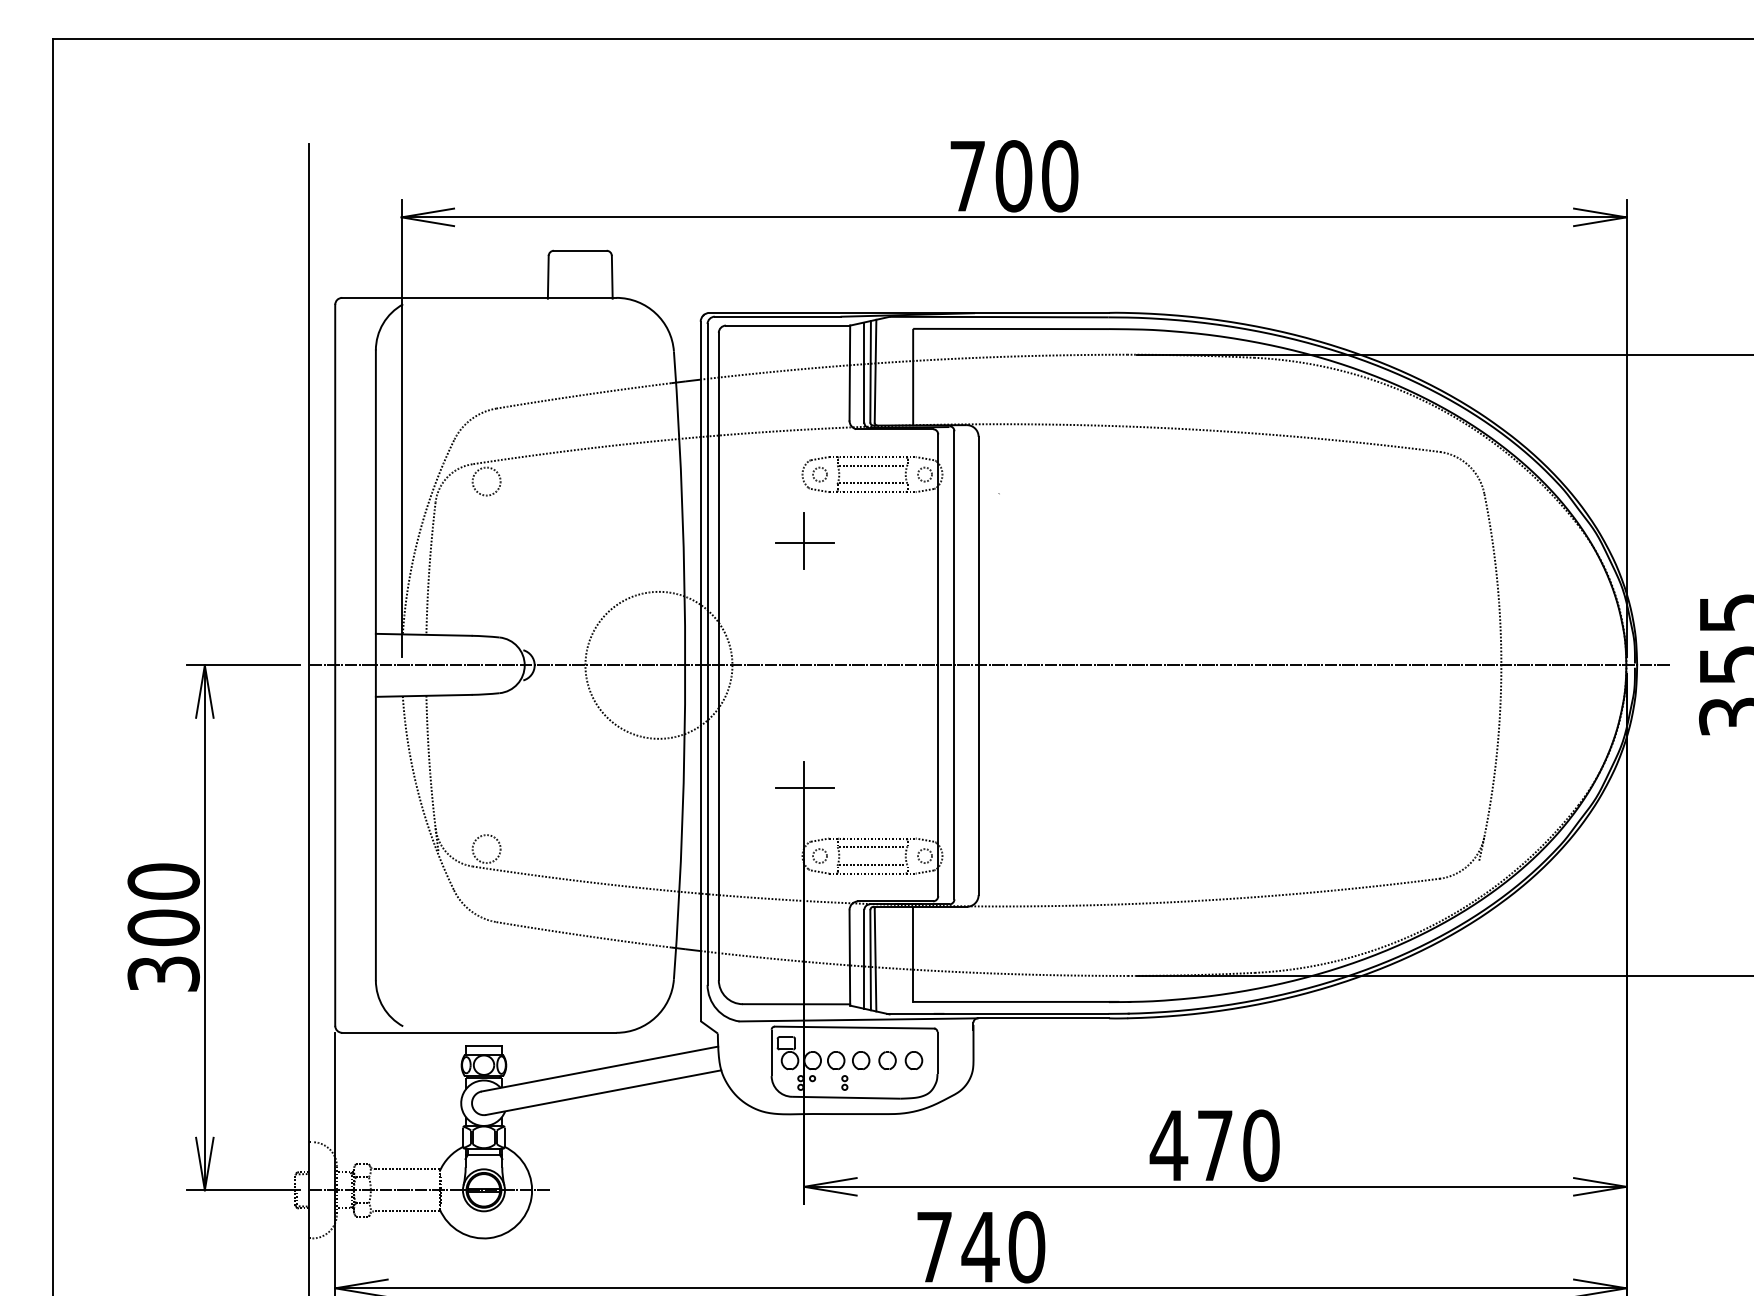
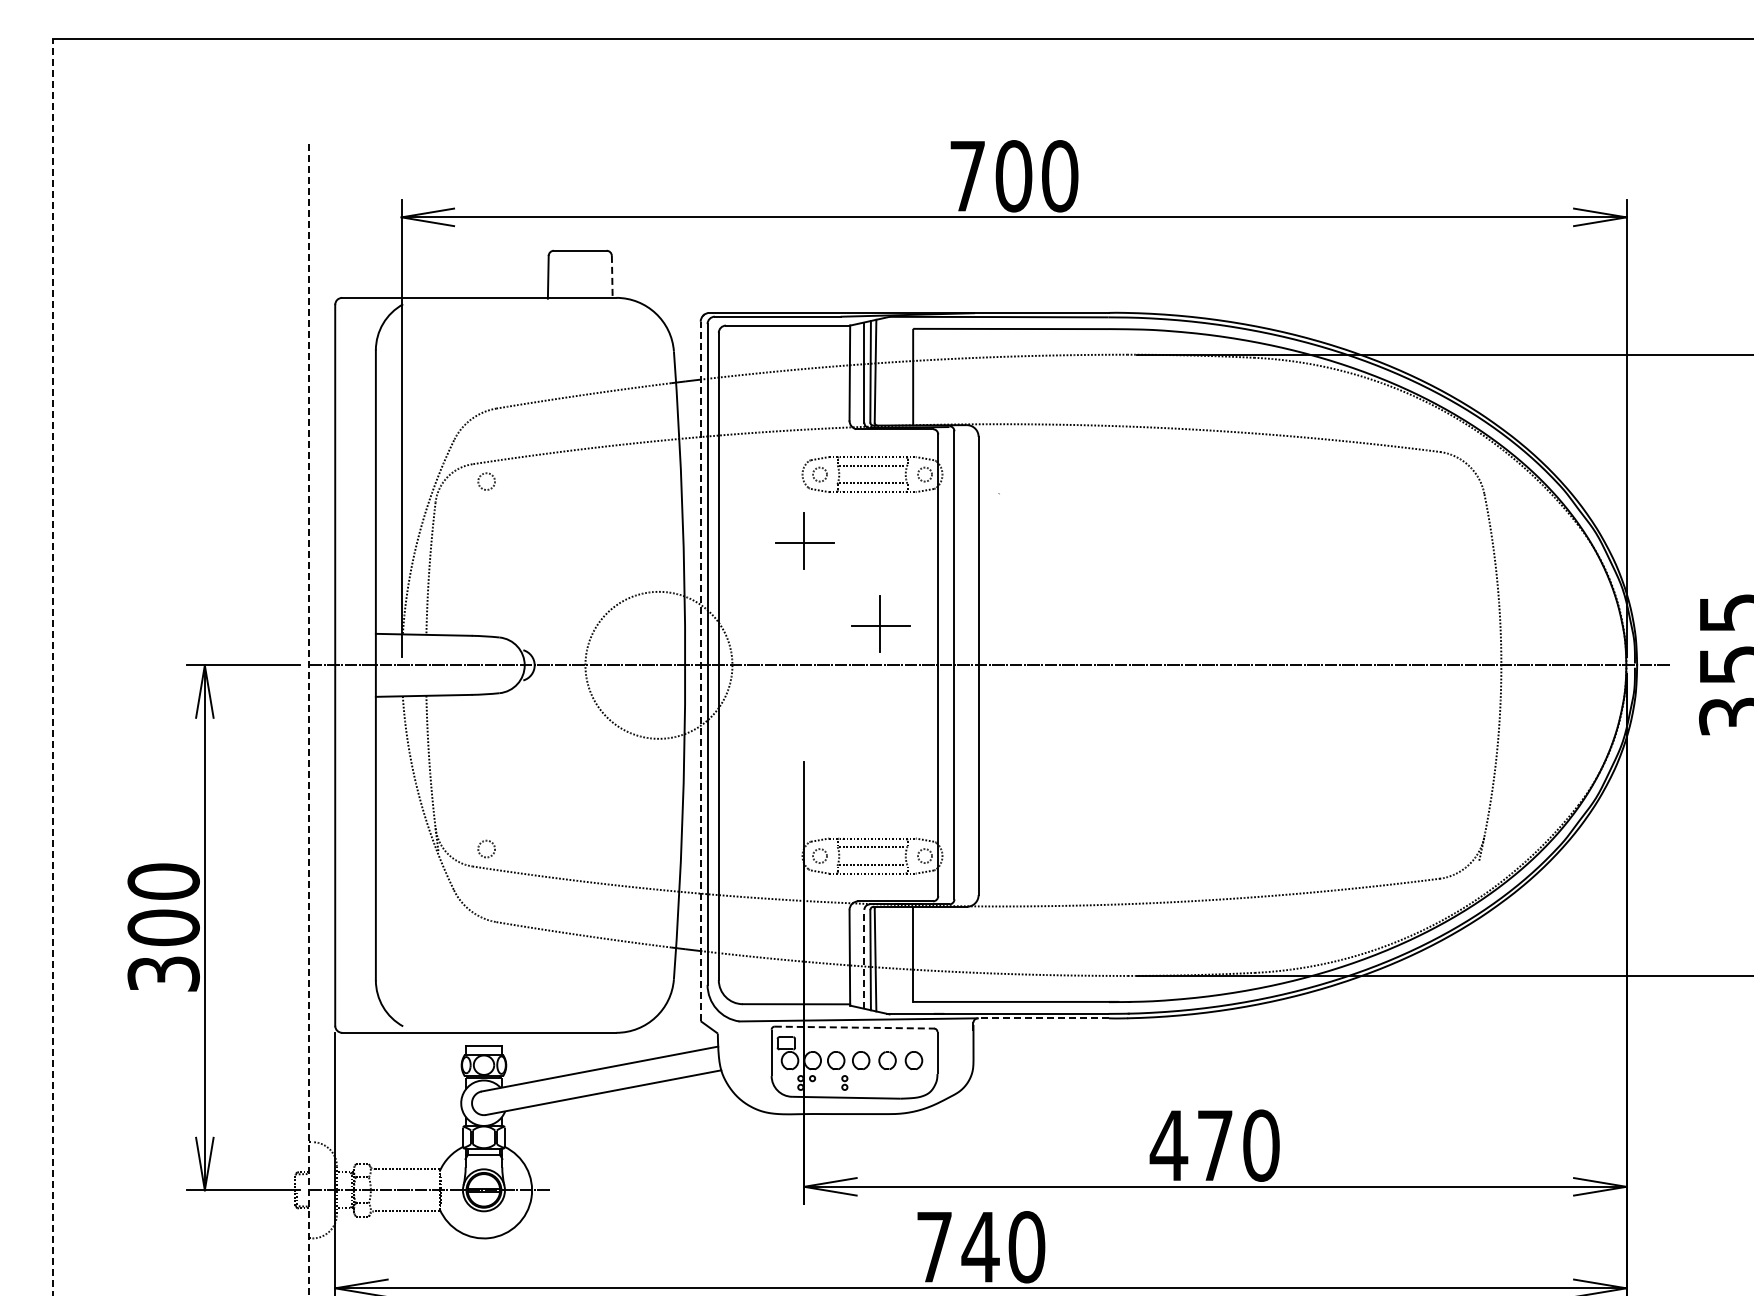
line: solid -> dashed (612, 277)
circle diameter: 28 px -> 17 px (486, 481)
part: none -> present (880, 623)
line: solid -> dashed (52, 666)
line: solid -> dashed (700, 671)
line: solid -> dashed (308, 719)
line: present -> none (804, 787)
circle diameter: 28 px -> 17 px (486, 848)
line: solid -> dashed (864, 958)
line: solid -> dashed (1043, 1018)
line: solid -> dashed (854, 1027)
